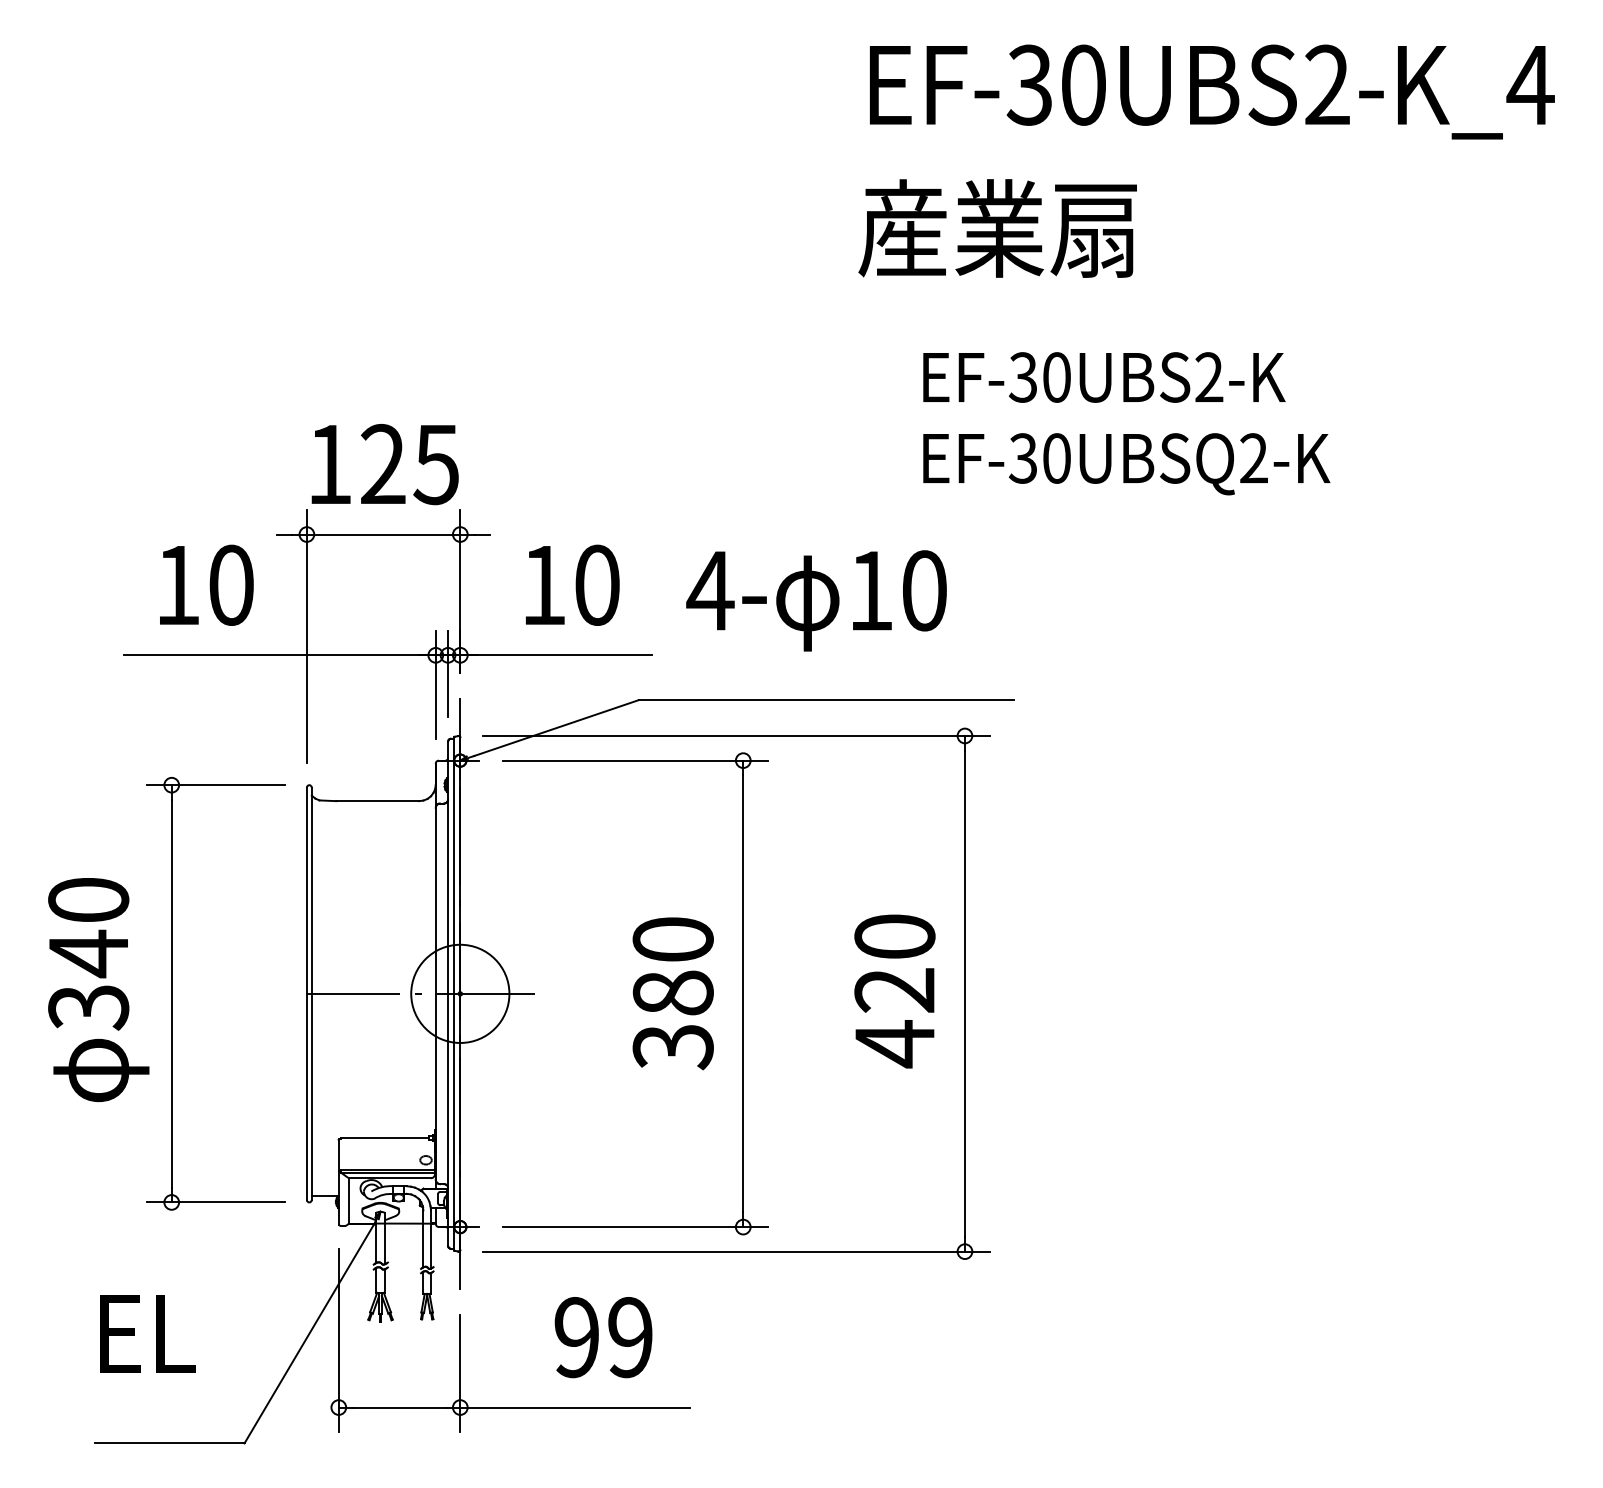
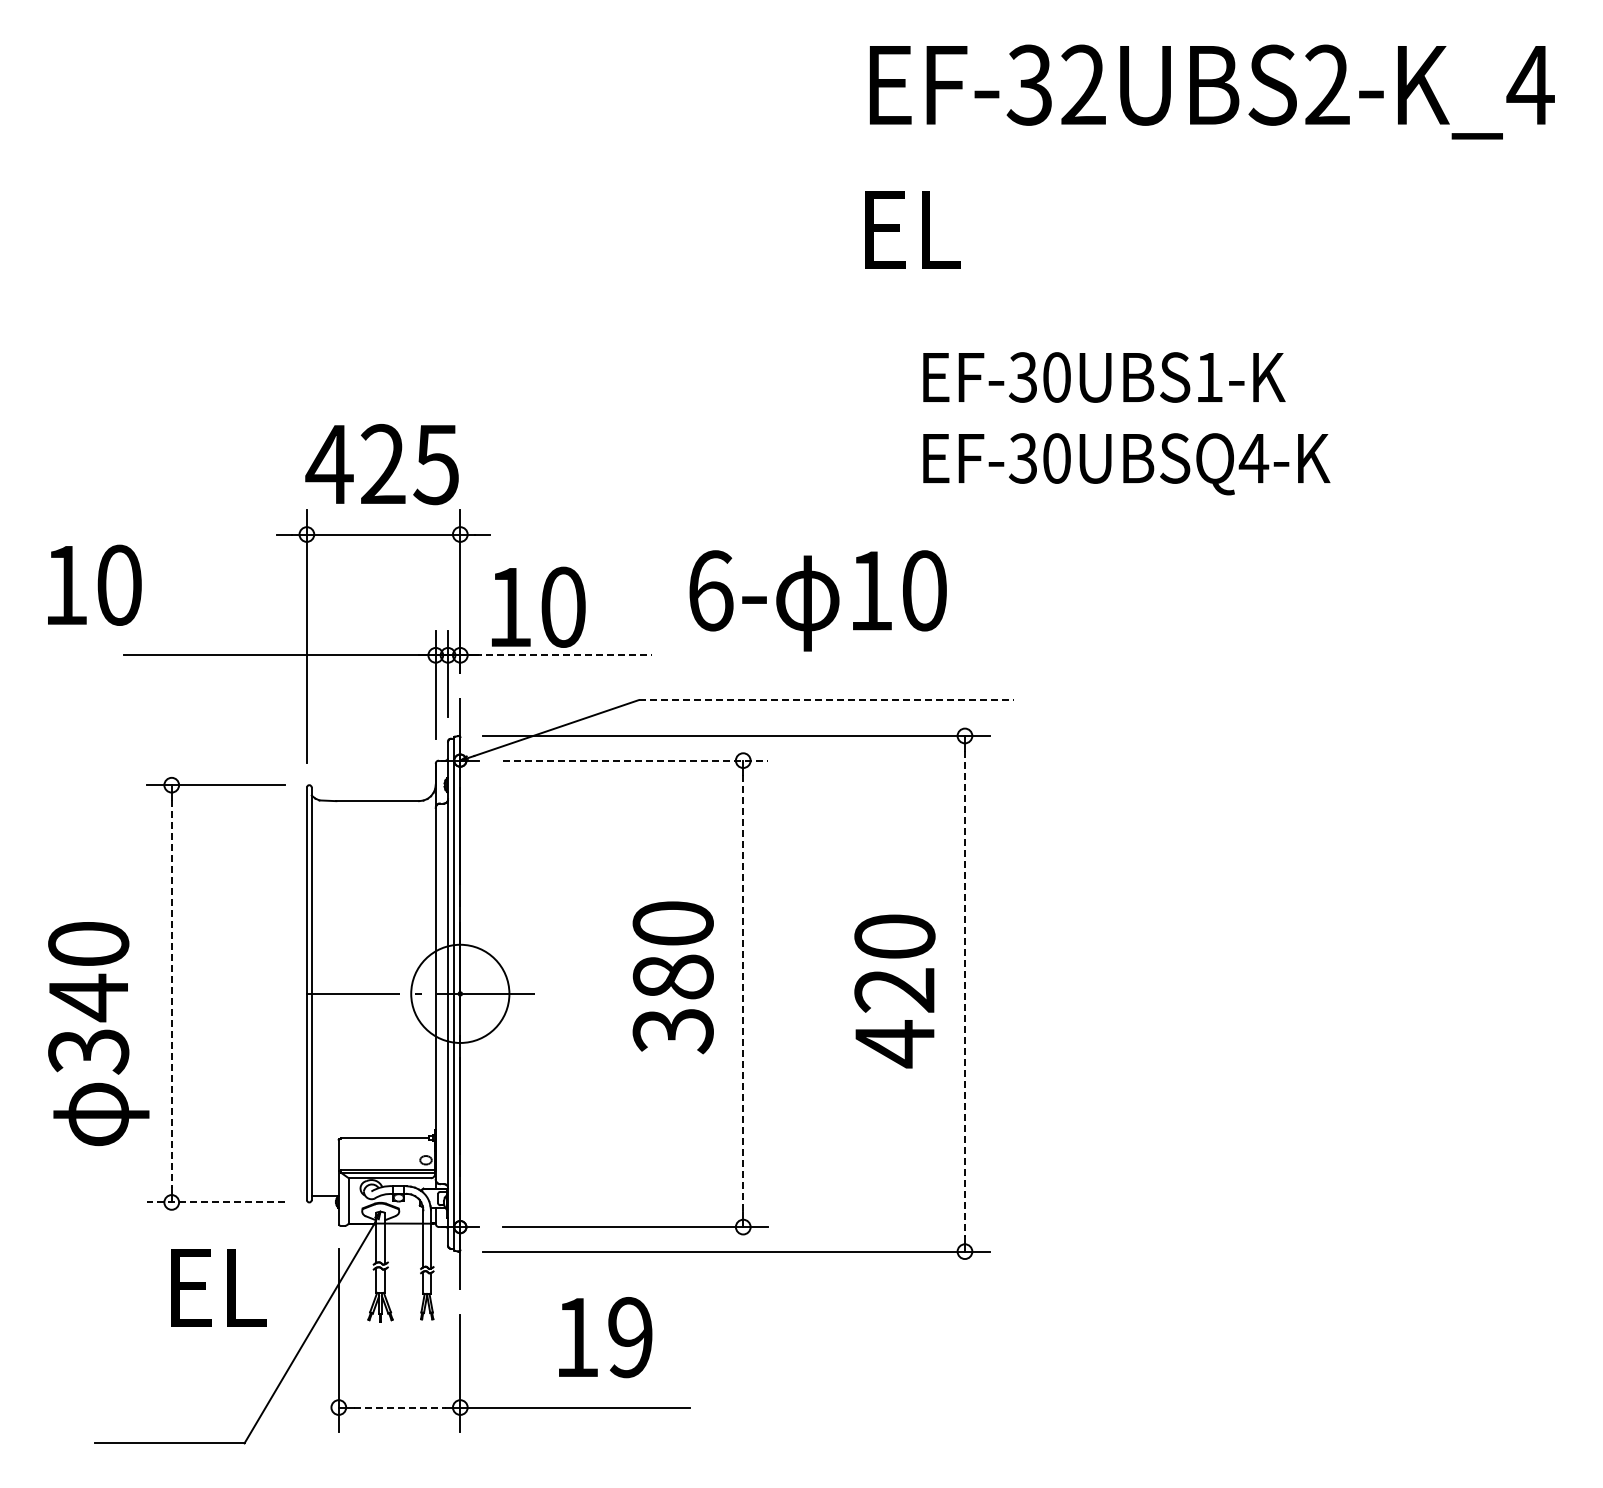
text: EF-30UBS2-K_4 -> EF-32UBS2-K_4 (1083, 84)
text: 産業扇 -> EL (997, 228)
text: EF-30UBS2-K -> EF-30UBS1-K (1209, 376)
text: EF-30UBSQ2-K -> EF-30UBSQ4-K (1253, 458)
text: 125 -> 425 (329, 464)
text position: (206, 584) -> (94, 584) (94, 584)
text position: (572, 584) -> (538, 606) (538, 606)
text: 4- -> 6- (710, 590)
line: solid -> dashed (563, 655)
line: solid -> dashed (826, 700)
line: solid -> dashed (636, 760)
text position: (98, 990) -> (98, 1034) (98, 1034)
line: solid -> dashed (171, 993)
text position: (672, 993) -> (672, 977) (672, 977)
line: solid -> dashed (743, 994)
line: solid -> dashed (964, 994)
line: solid -> dashed (215, 1202)
text position: (147, 1333) -> (218, 1287) (218, 1287)
text: 99 -> 19 (576, 1337)
line: solid -> dashed (400, 1407)
